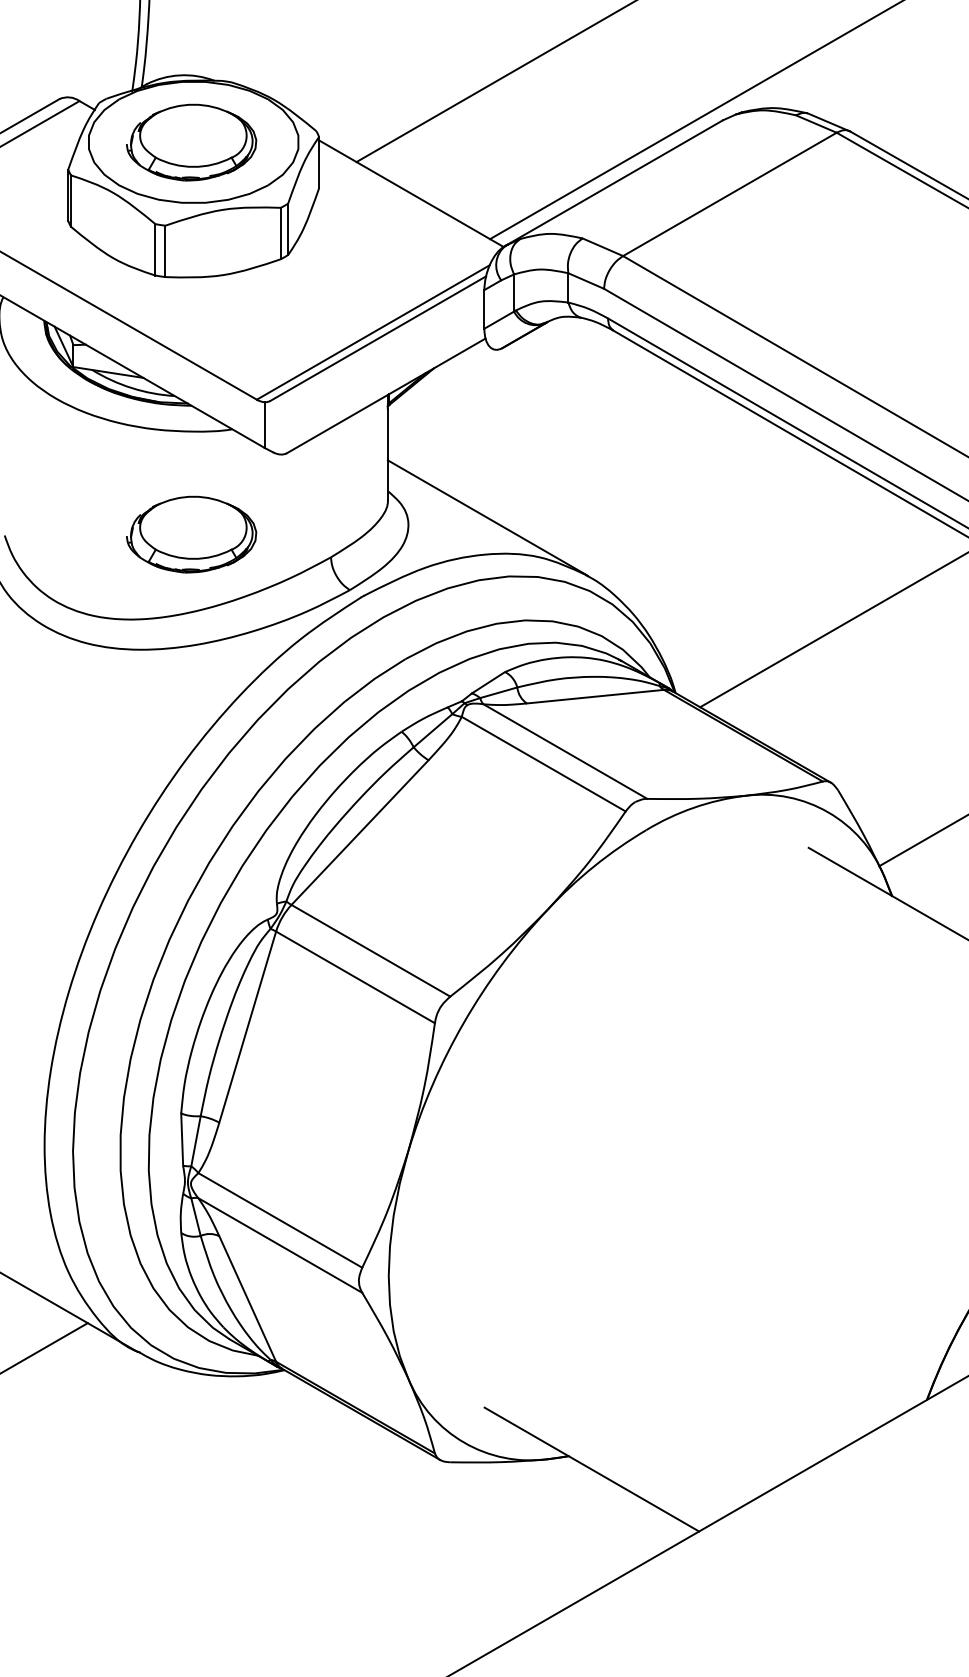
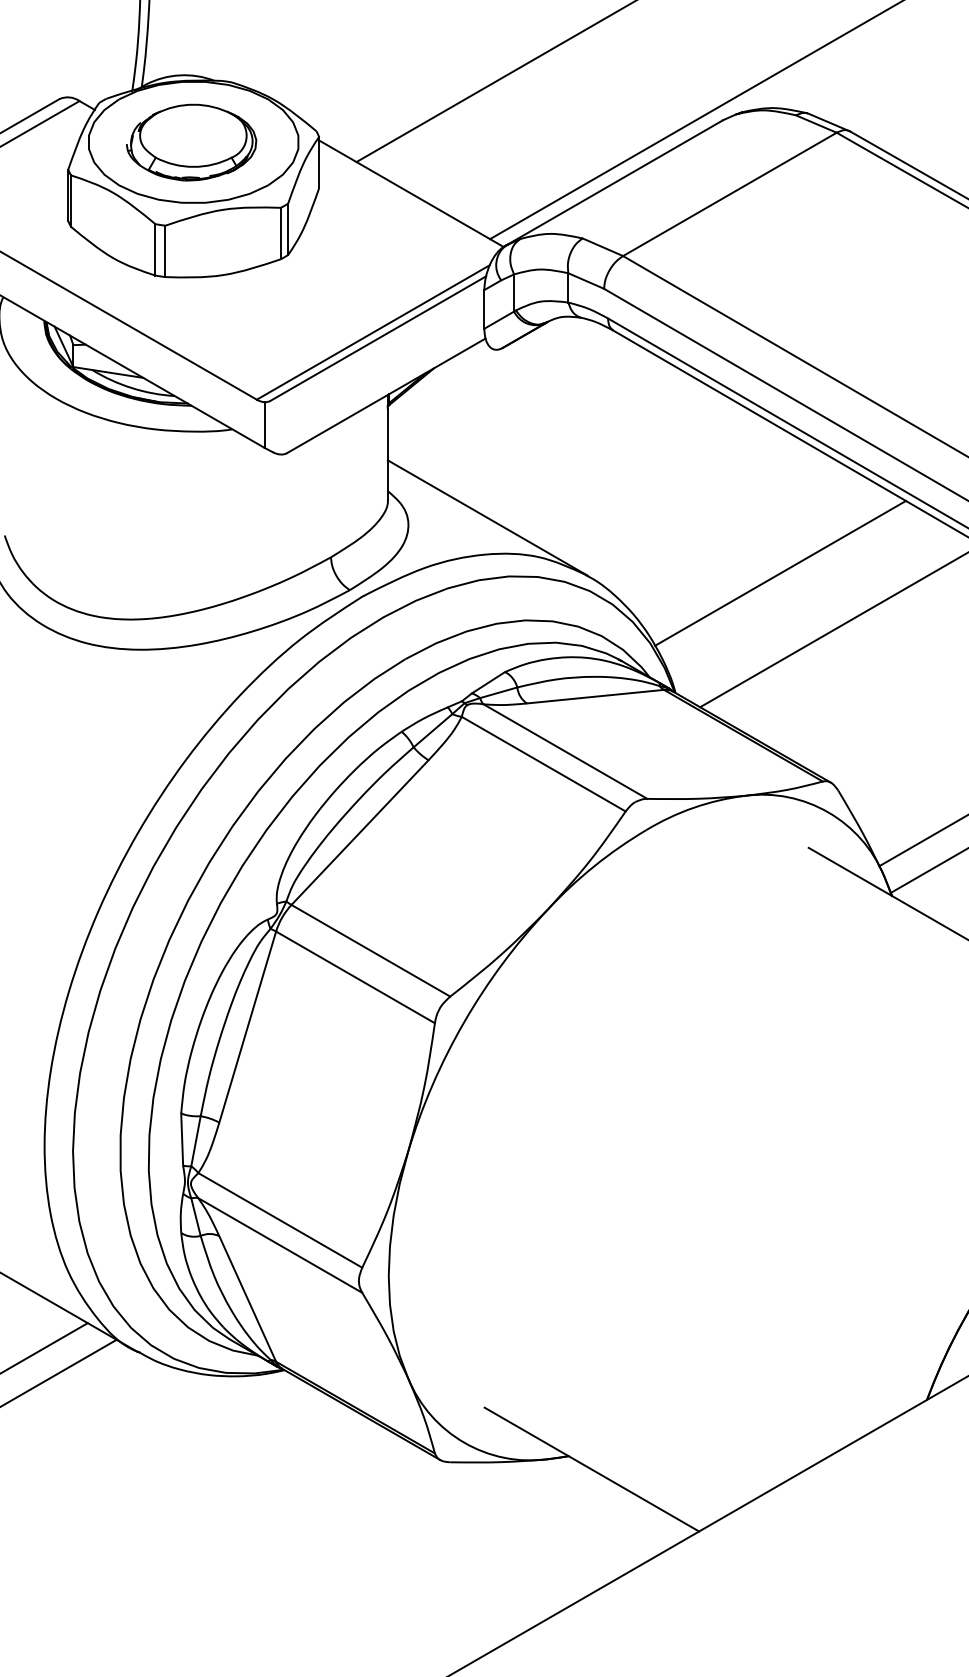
part: present -> none (191, 534)
line: none -> present (780, 572)
line: none -> present (927, 870)
line: none -> present (59, 1372)
